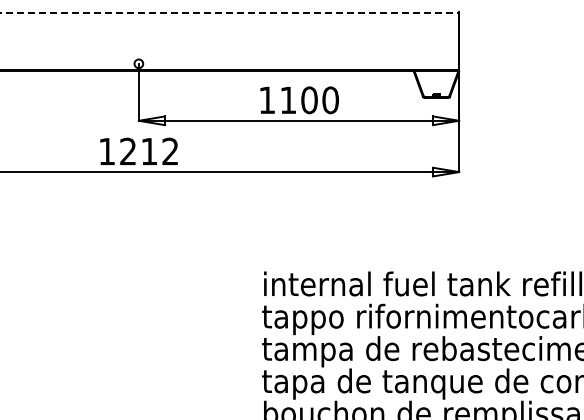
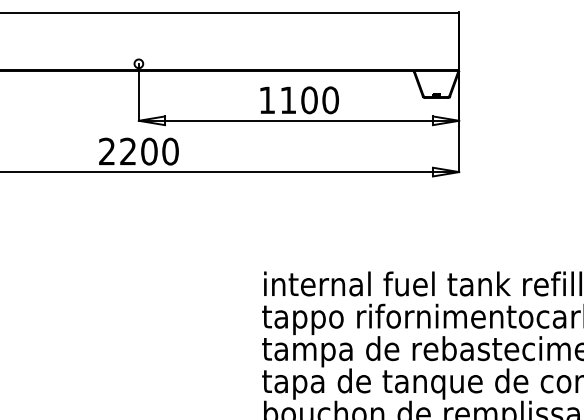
line: dashed -> solid (230, 13)
text: 1212 -> 2200 (138, 151)
